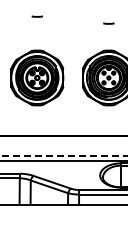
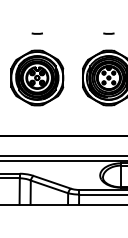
arc position: (36, 16) -> (36, 33) (36, 33)
line position: (108, 23) -> (108, 33) (108, 33)
line: dashed -> solid (64, 156)
